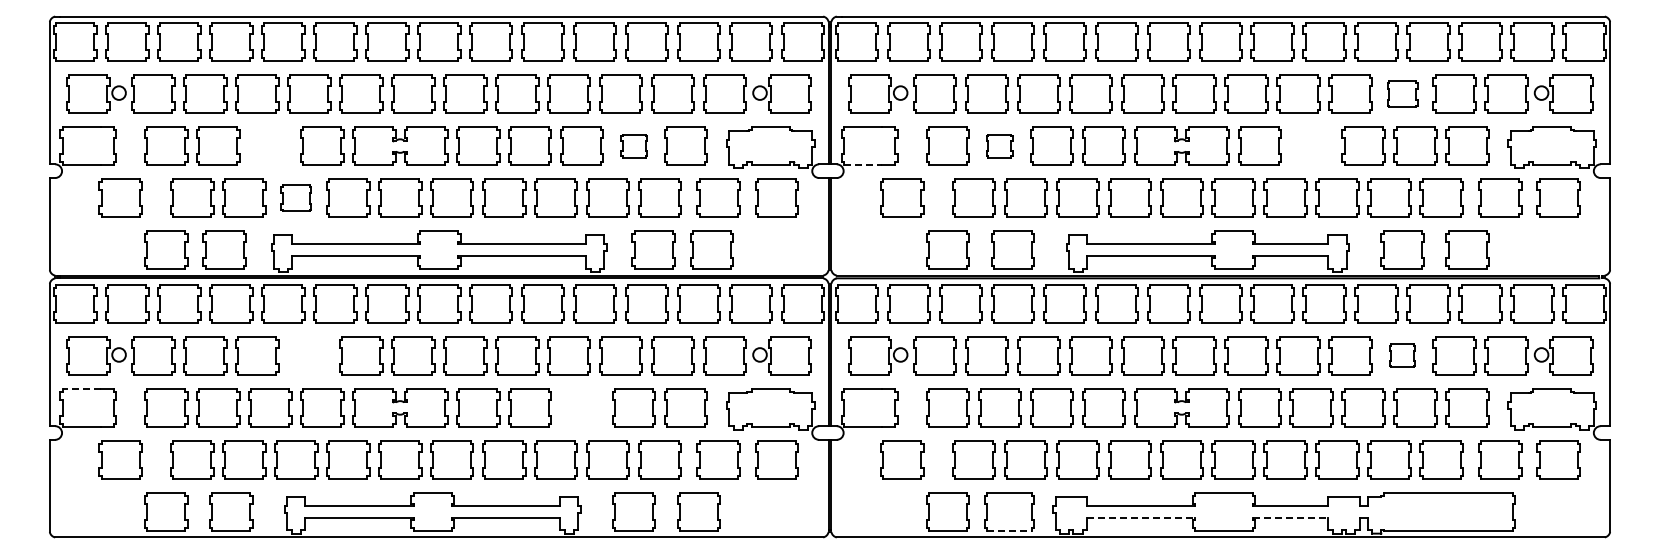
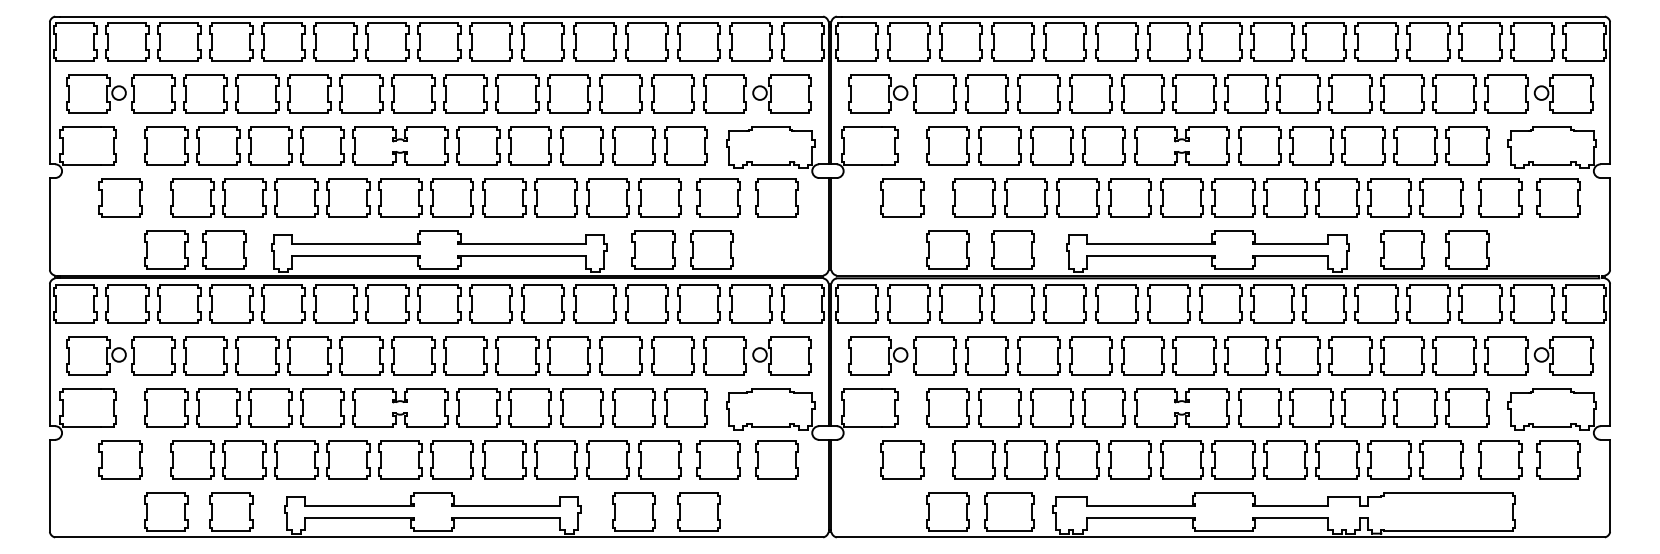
part size: 32x28 px -> 45x40 px (1402, 93)
part: none -> present (270, 145)
part: none -> present (1311, 145)
part size: 28x25 px -> 44x40 px (633, 145)
part size: 28x25 px -> 44x40 px (999, 145)
line: dashed -> solid (863, 165)
part size: 32x28 px -> 45x40 px (296, 197)
part: none -> present (309, 355)
part size: 27x25 px -> 45x40 px (1402, 355)
line: dashed -> solid (81, 388)
part: none -> present (581, 407)
line: dashed -> solid (1141, 518)
line: dashed -> solid (1290, 518)
line: dashed -> solid (1010, 530)
